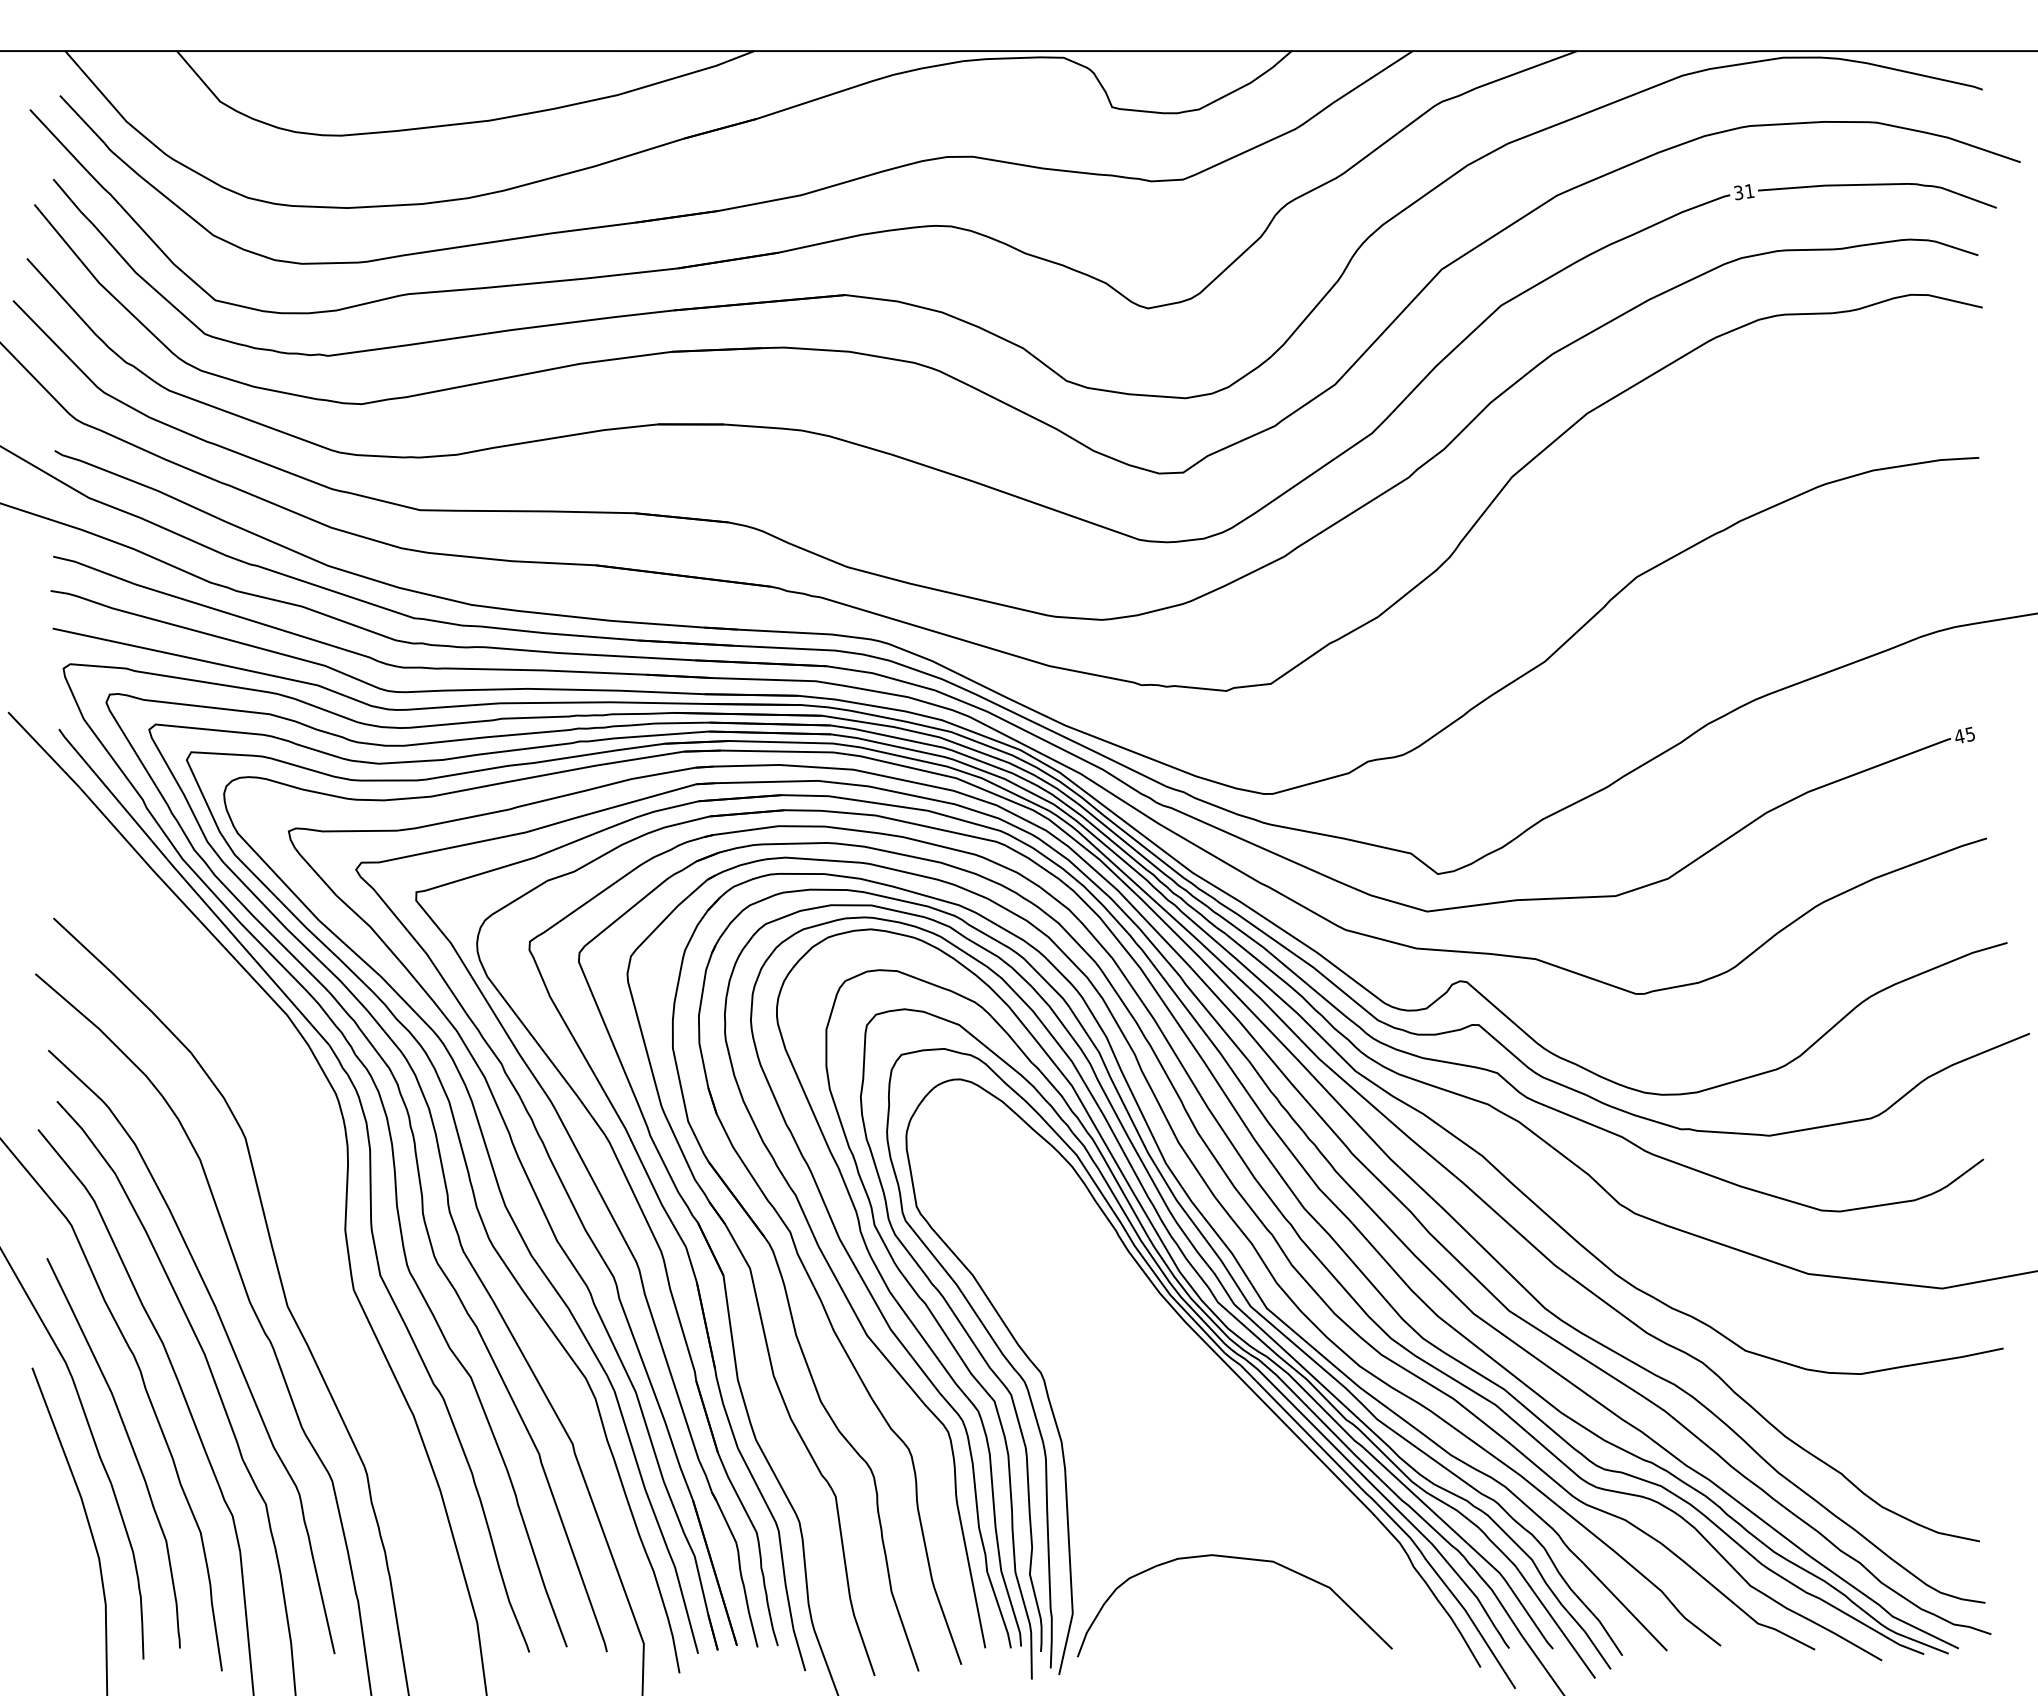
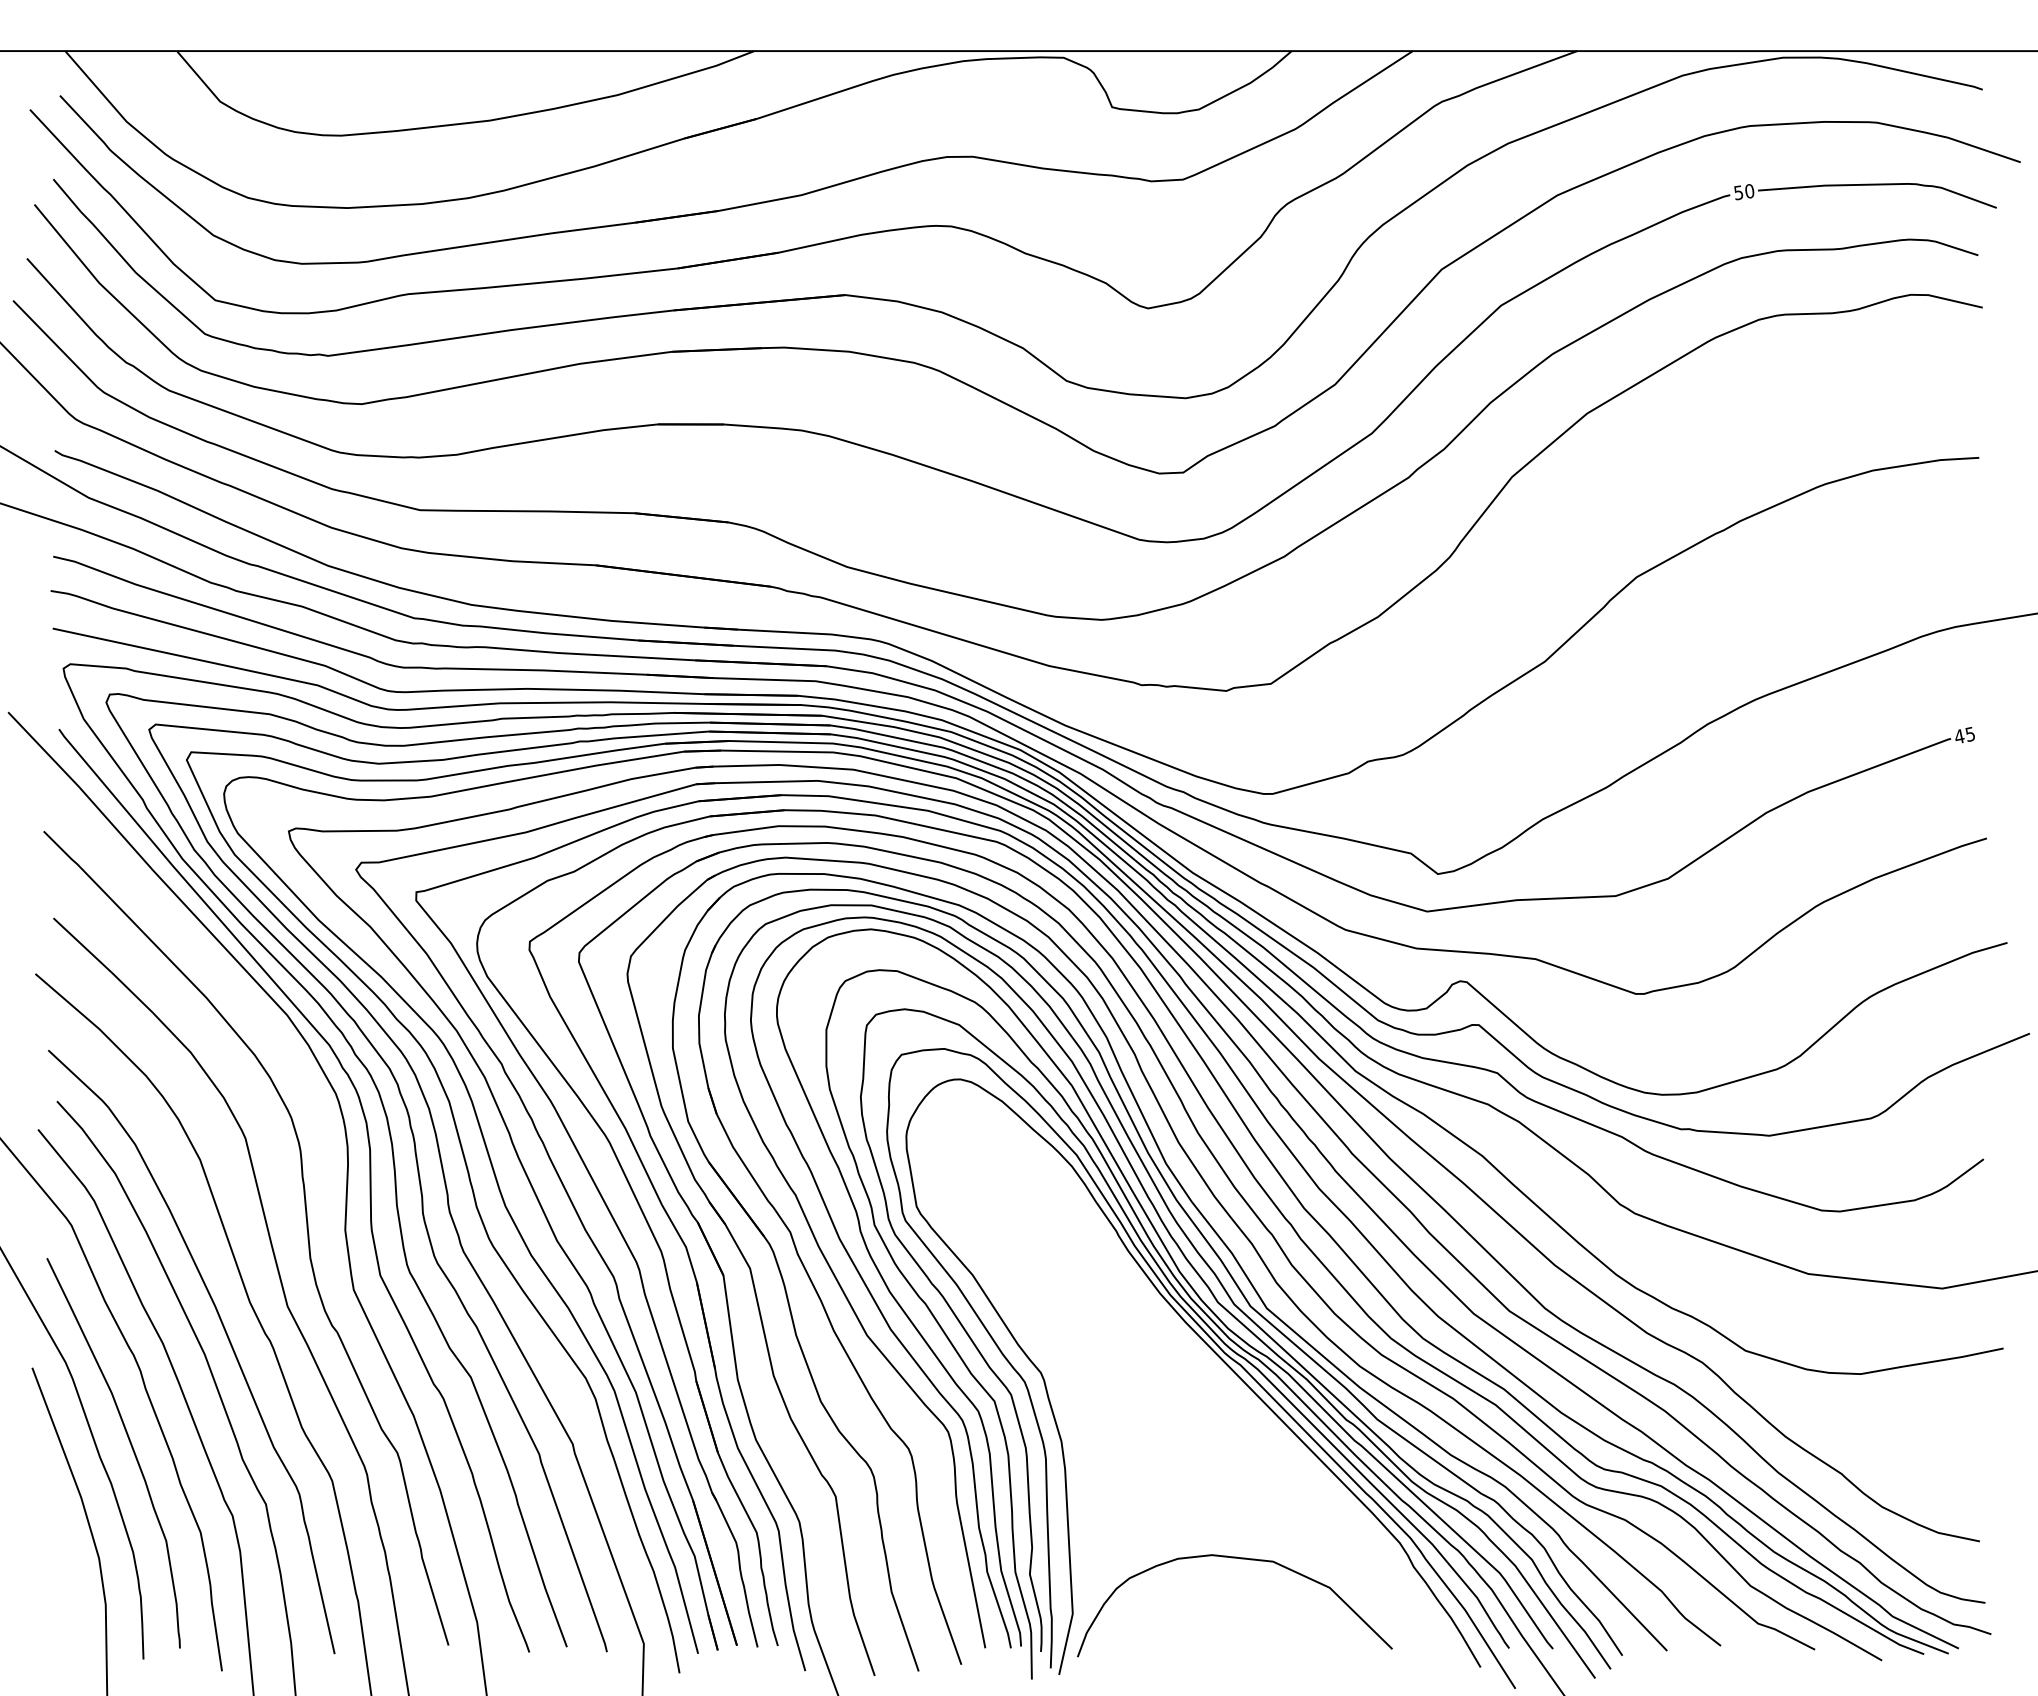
text: 31 -> 50 (1744, 191)
curve: none -> present (306, 1229)
